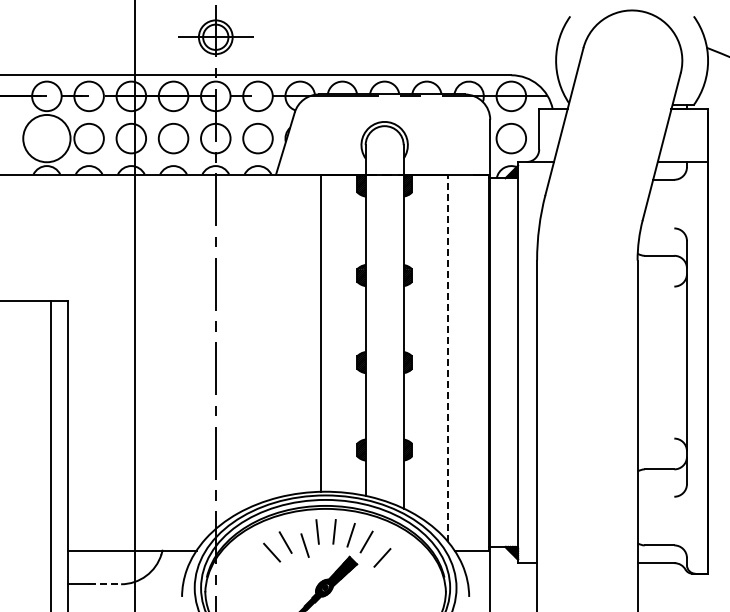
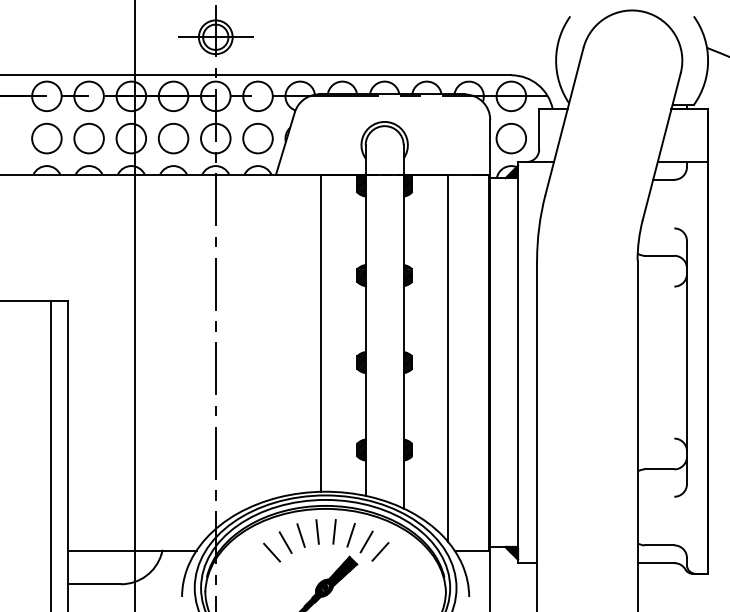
circle diameter: 47 px -> 30 px (46, 138)
line: dashed -> solid (448, 358)
line position: (304, 545) -> (300, 535) (300, 535)
line position: (382, 557) -> (380, 551) (380, 551)
line: dashed -> solid (105, 584)
